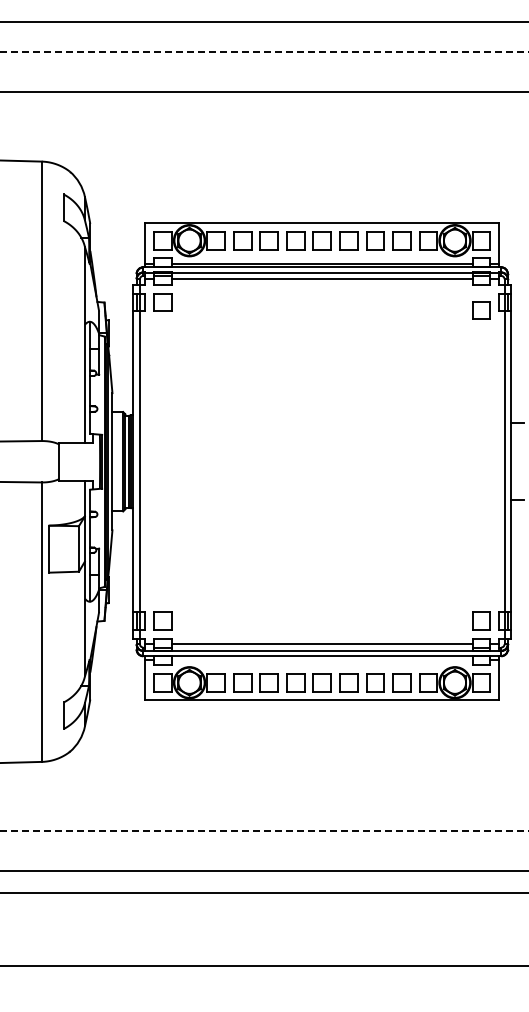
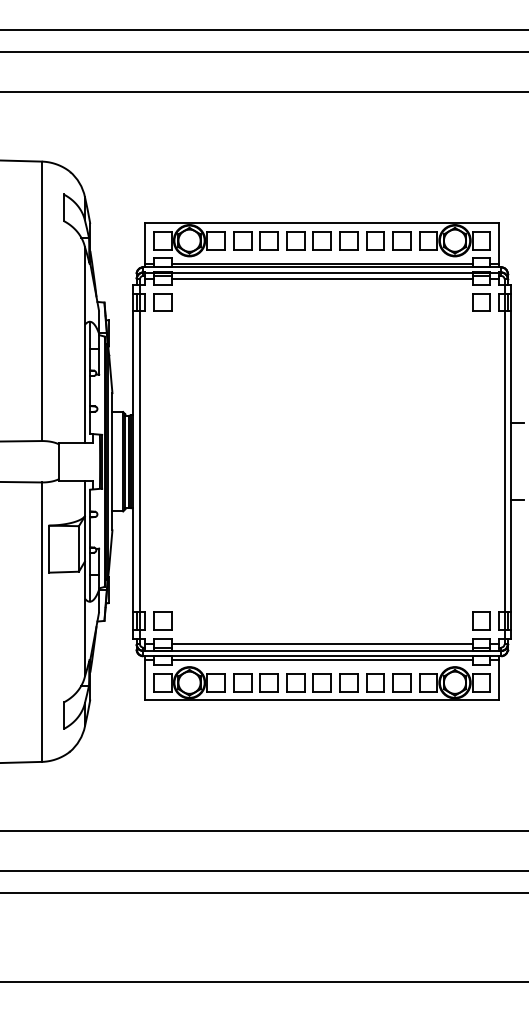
line position: (263, 22) -> (263, 30) (263, 30)
line: dashed -> solid (264, 52)
part position: (481, 310) -> (481, 302) (481, 302)
line: none -> present (321, 659)
line: dashed -> solid (264, 831)
line position: (263, 965) -> (263, 981) (263, 981)
